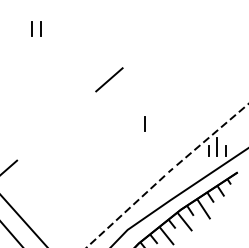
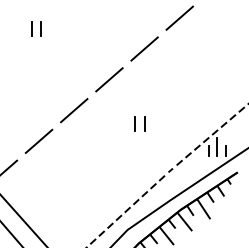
line: none -> present (179, 17)
line: none -> present (144, 48)
line: none -> present (74, 110)
line: none -> present (134, 123)
line: none -> present (38, 140)
